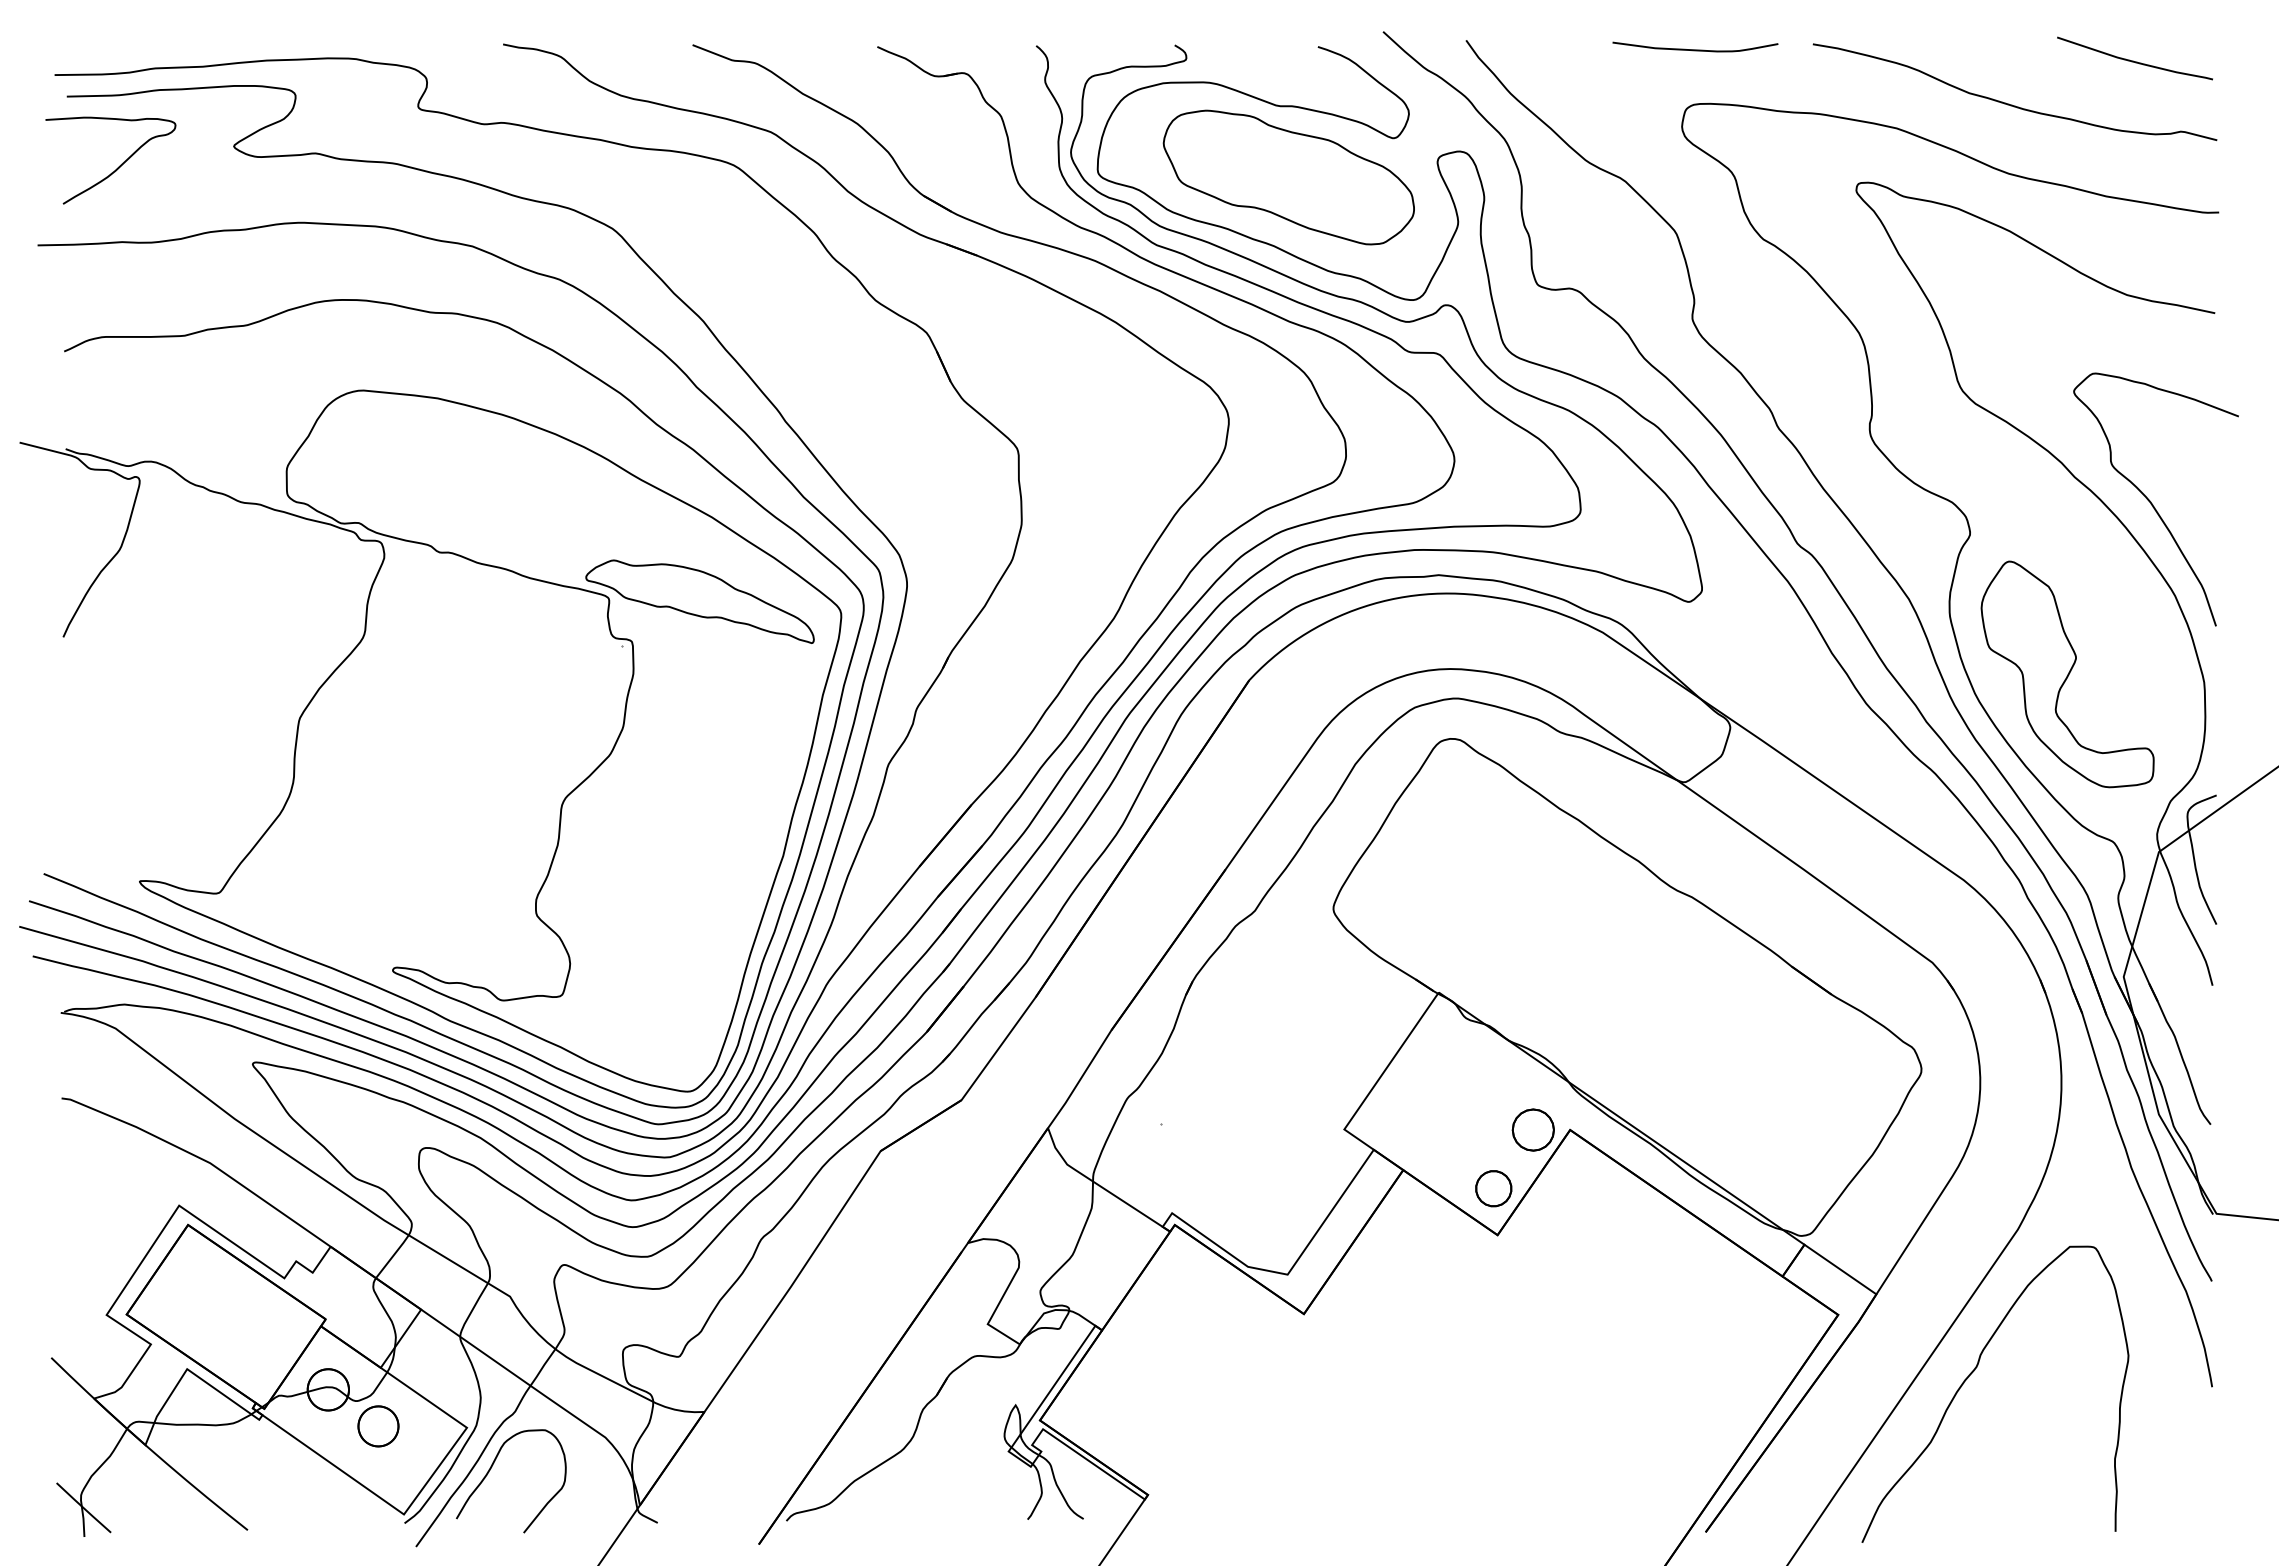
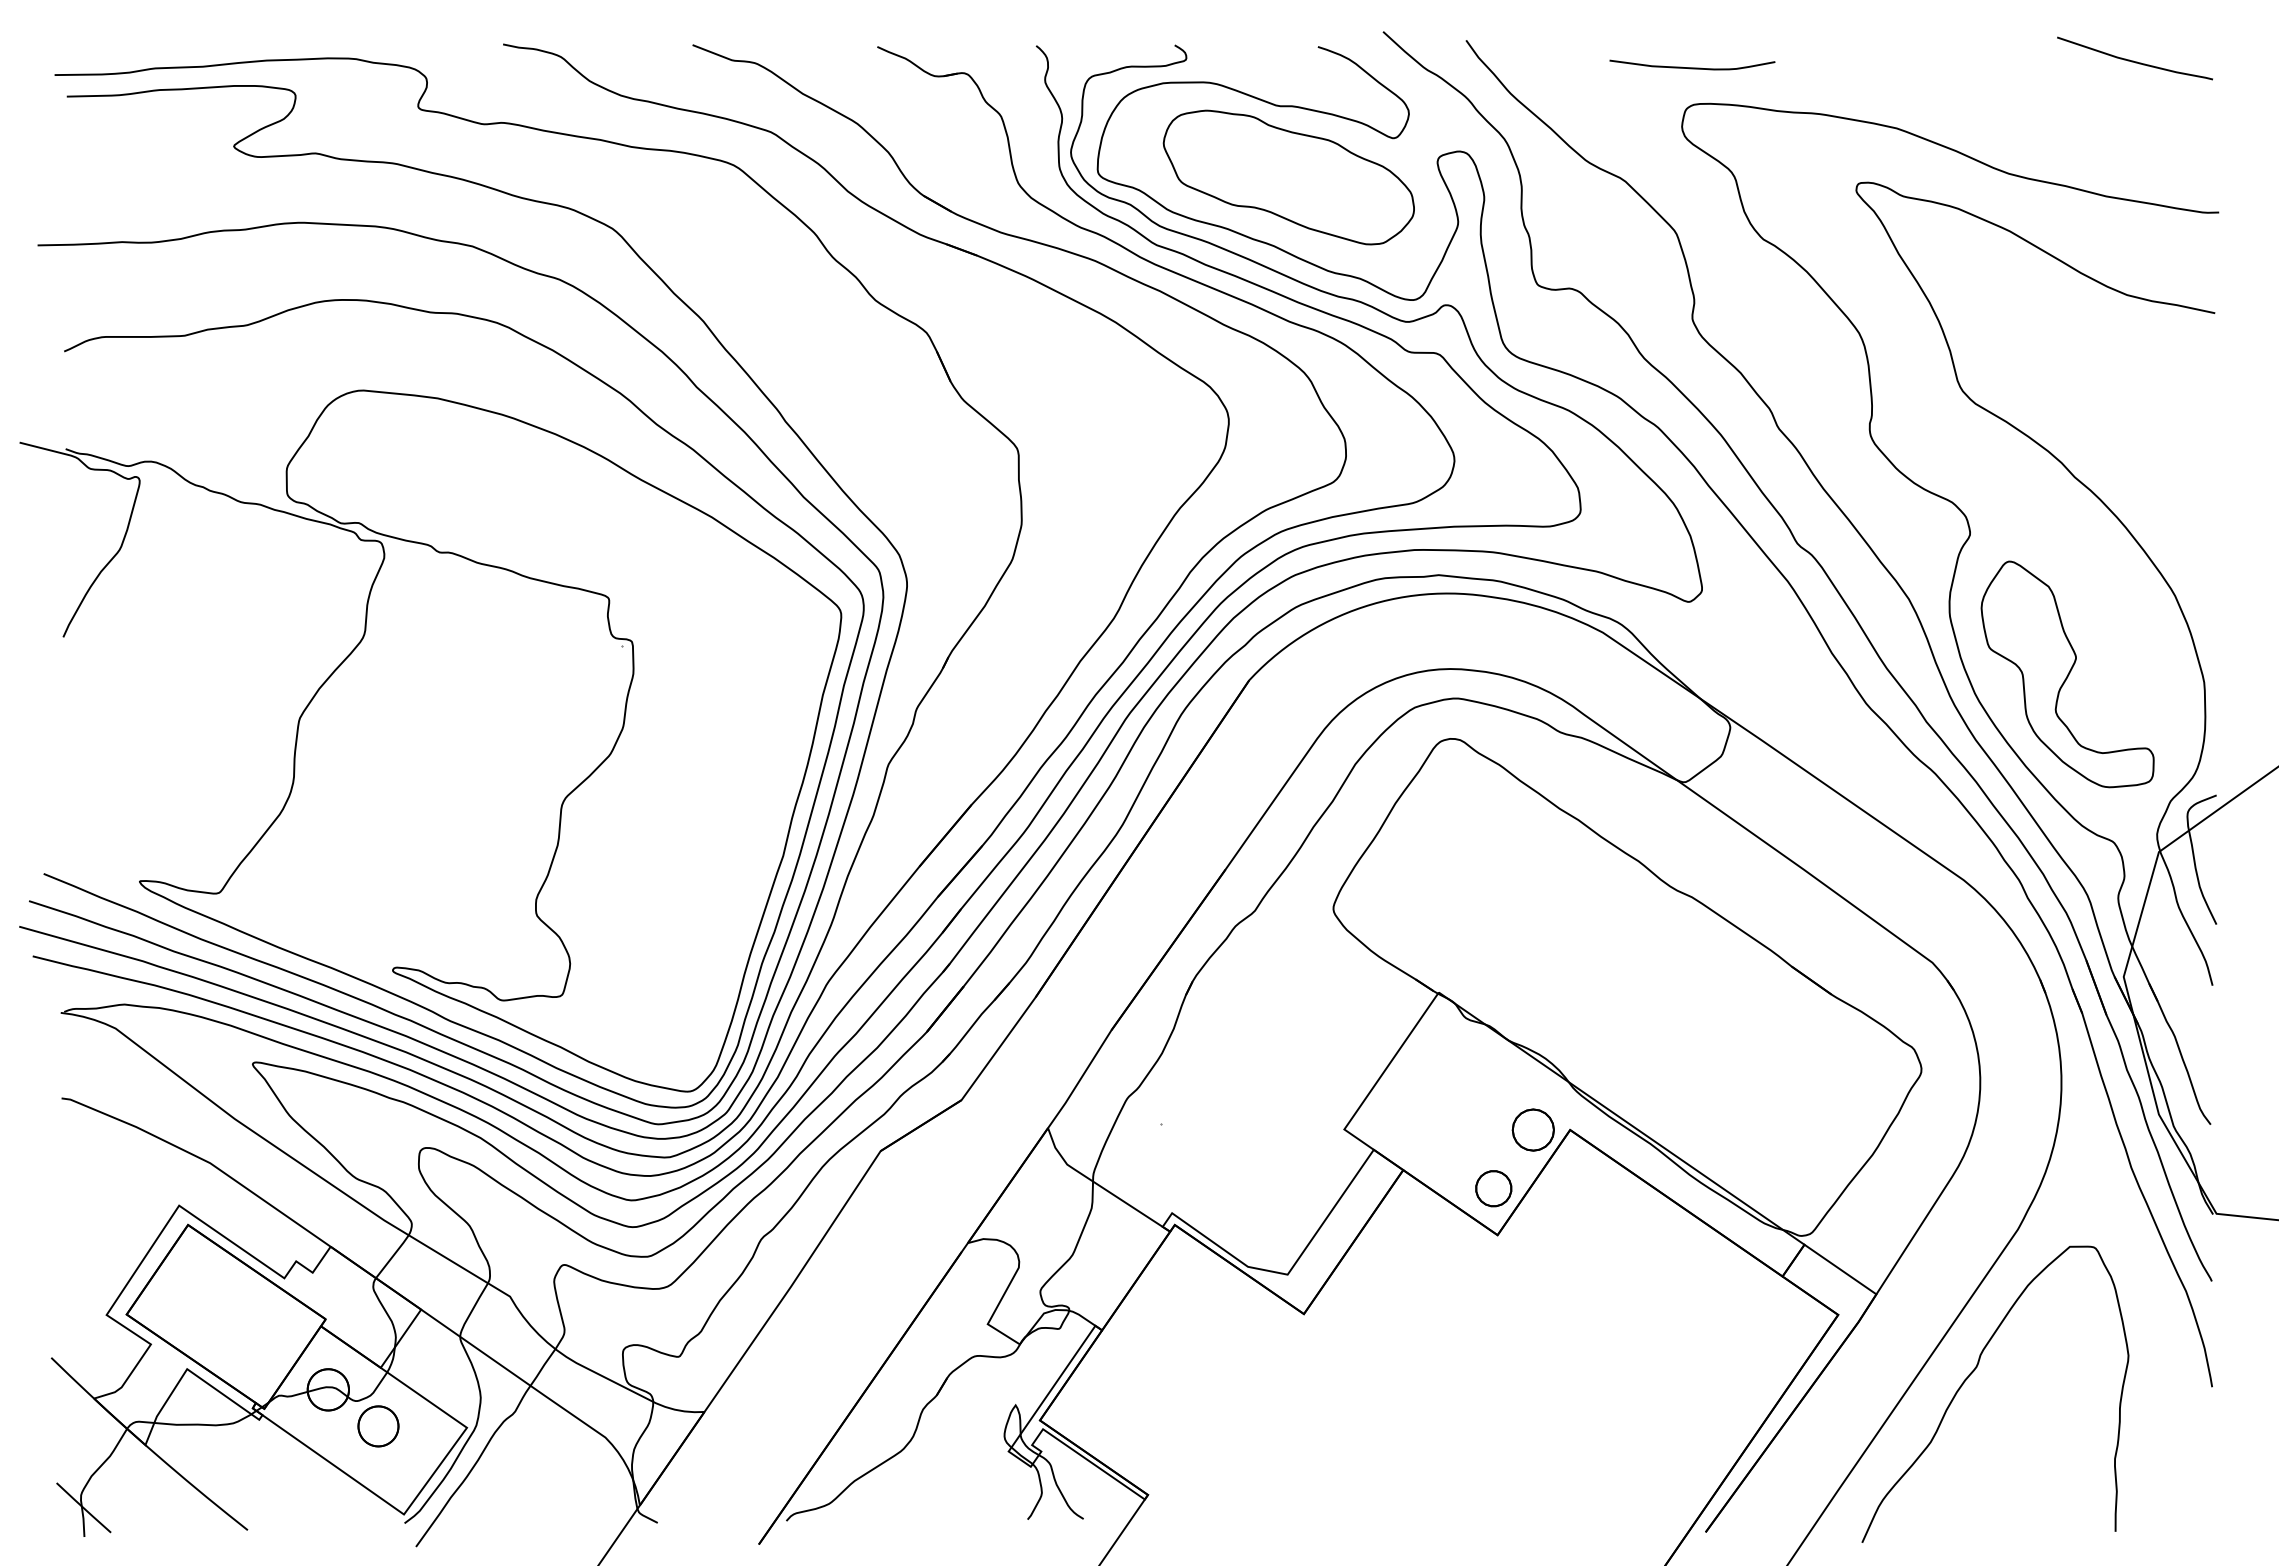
curve position: (1695, 49) -> (1692, 67) (1692, 67)
curve: present -> none (2009, 103)
curve: present -> none (117, 167)
curve: present -> none (2151, 501)
part: present -> none (699, 601)
curve: present -> none (492, 1467)
